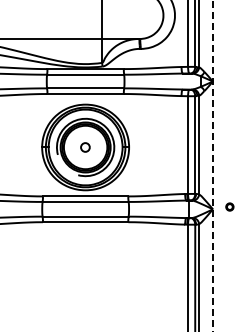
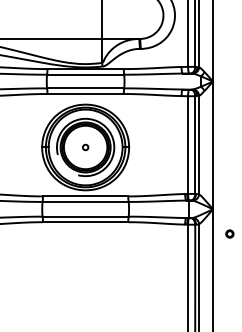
circle size: 11x11 px -> 8x9 px (85, 147)
line: dashed -> solid (212, 165)
part position: (229, 206) -> (229, 233) (229, 233)
